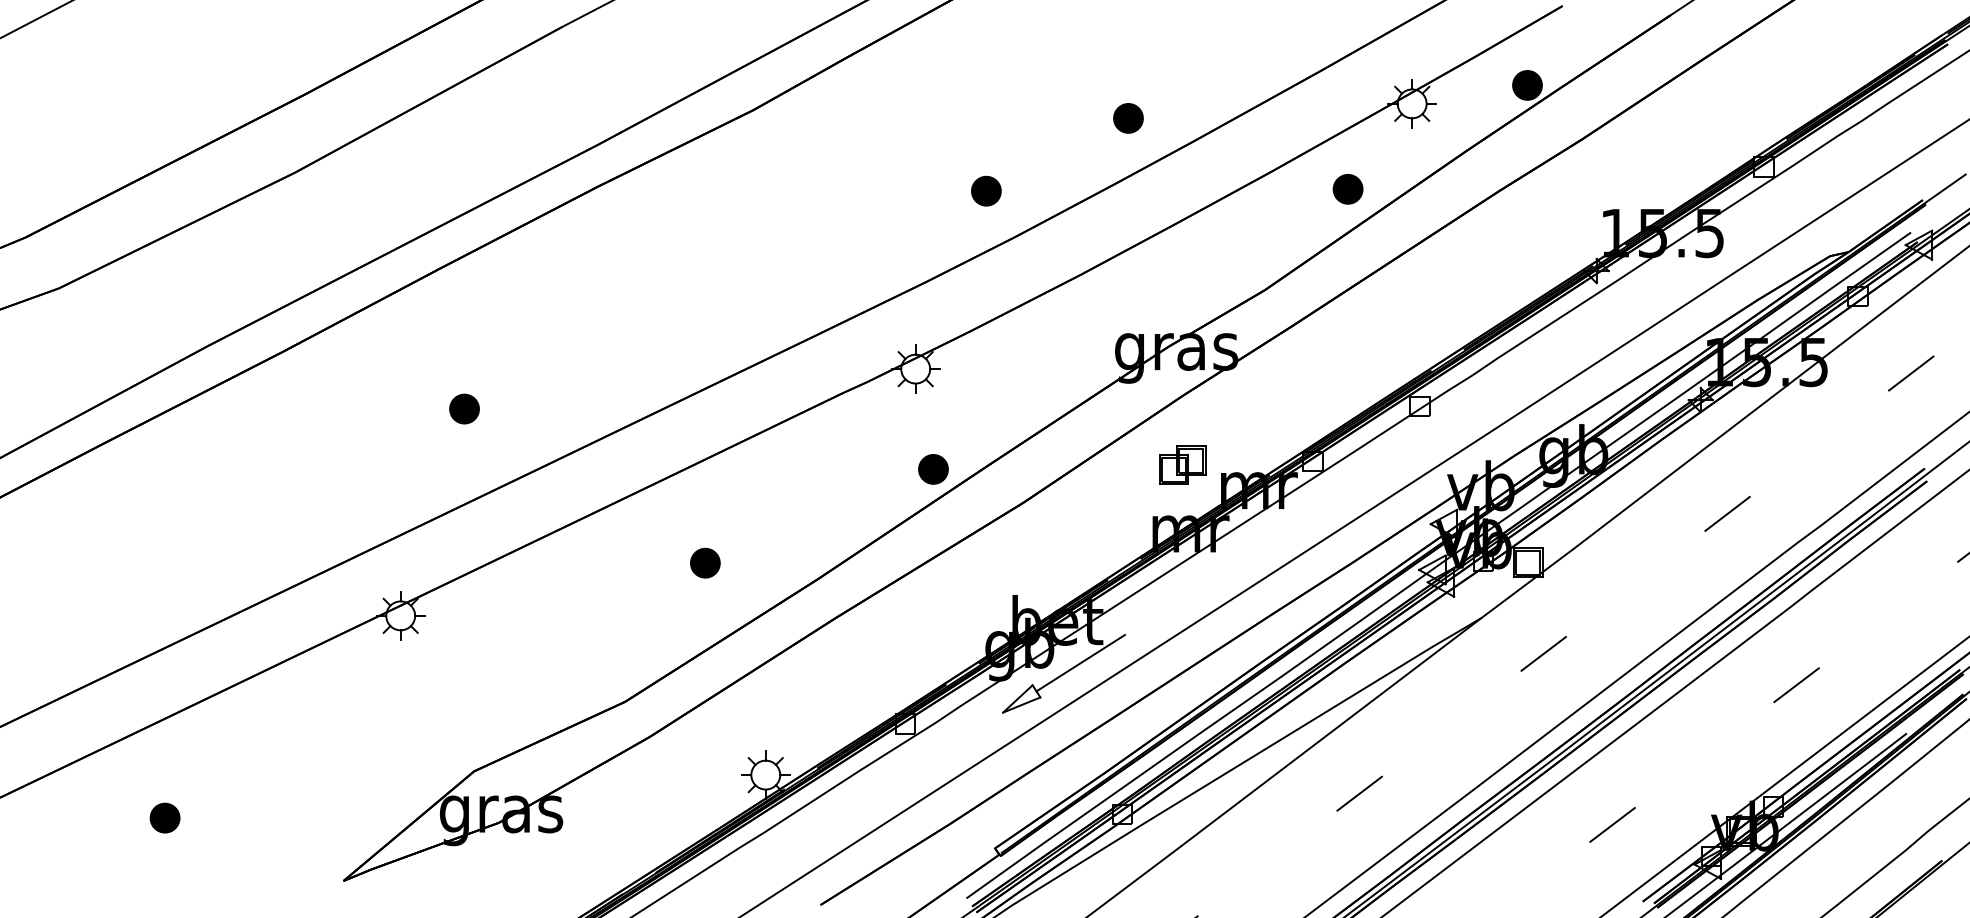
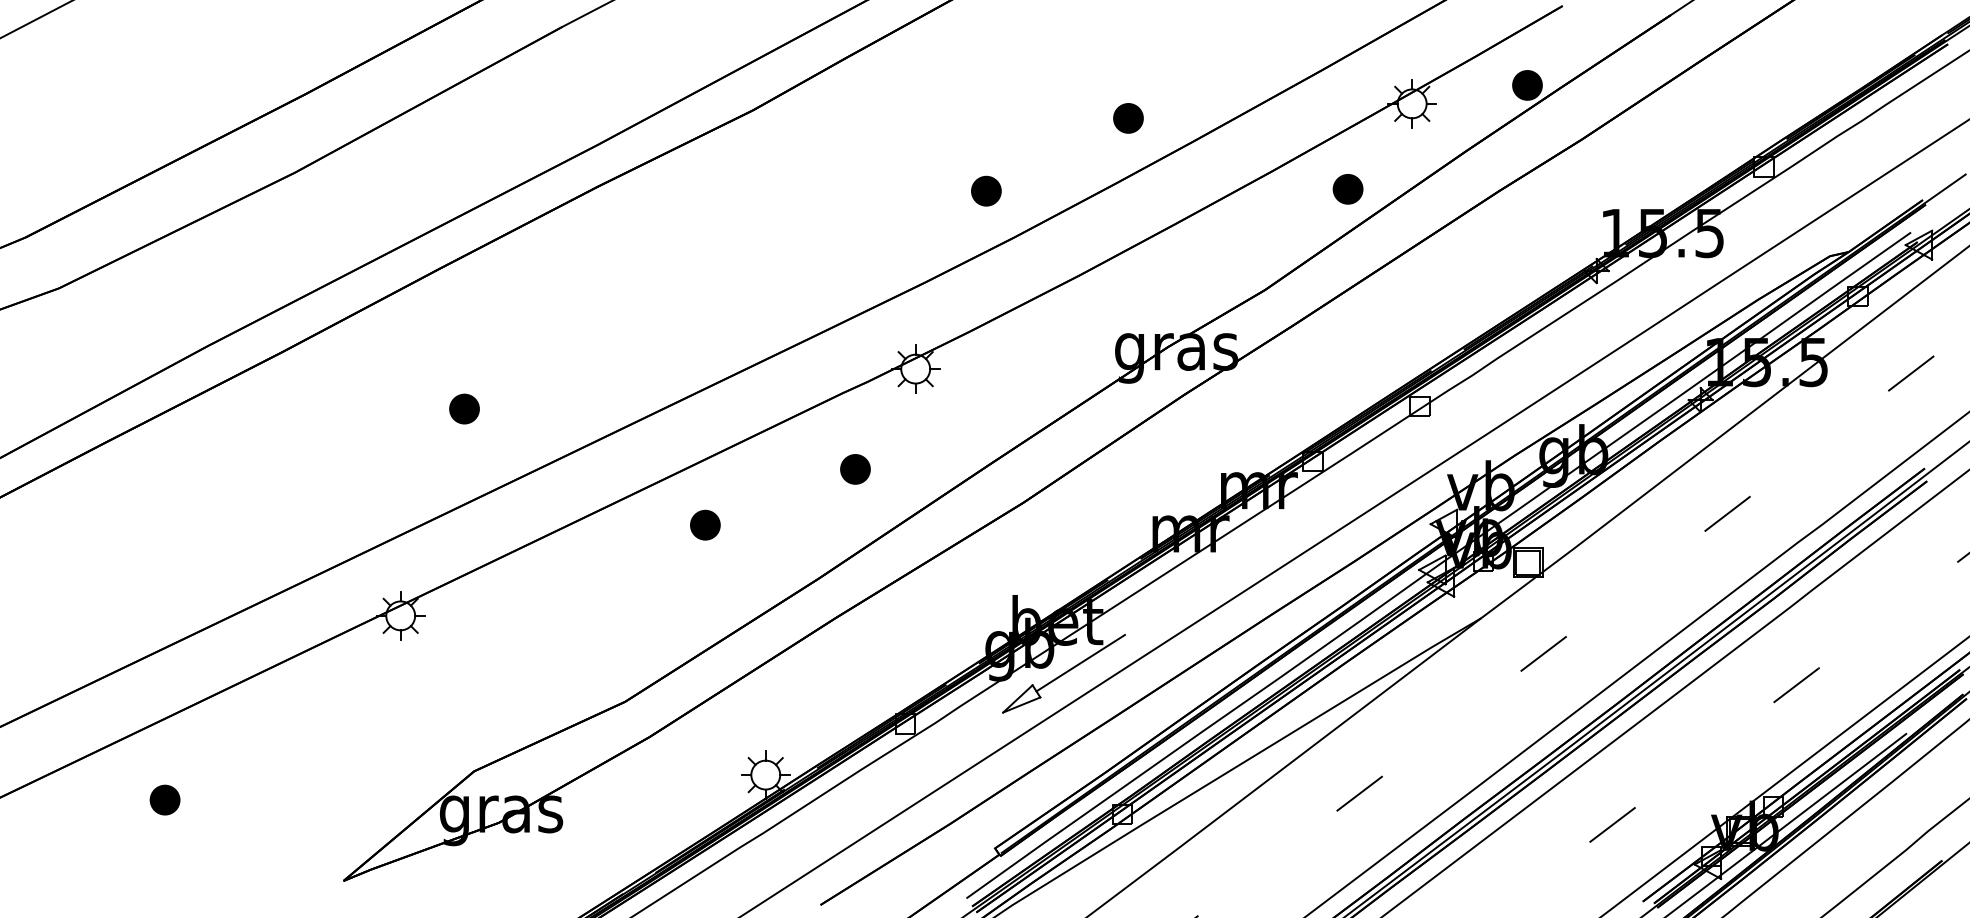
part: present -> none (1182, 464)
part position: (933, 469) -> (855, 469) (855, 469)
part position: (705, 562) -> (705, 524) (705, 524)
part position: (164, 817) -> (164, 799) (164, 799)
